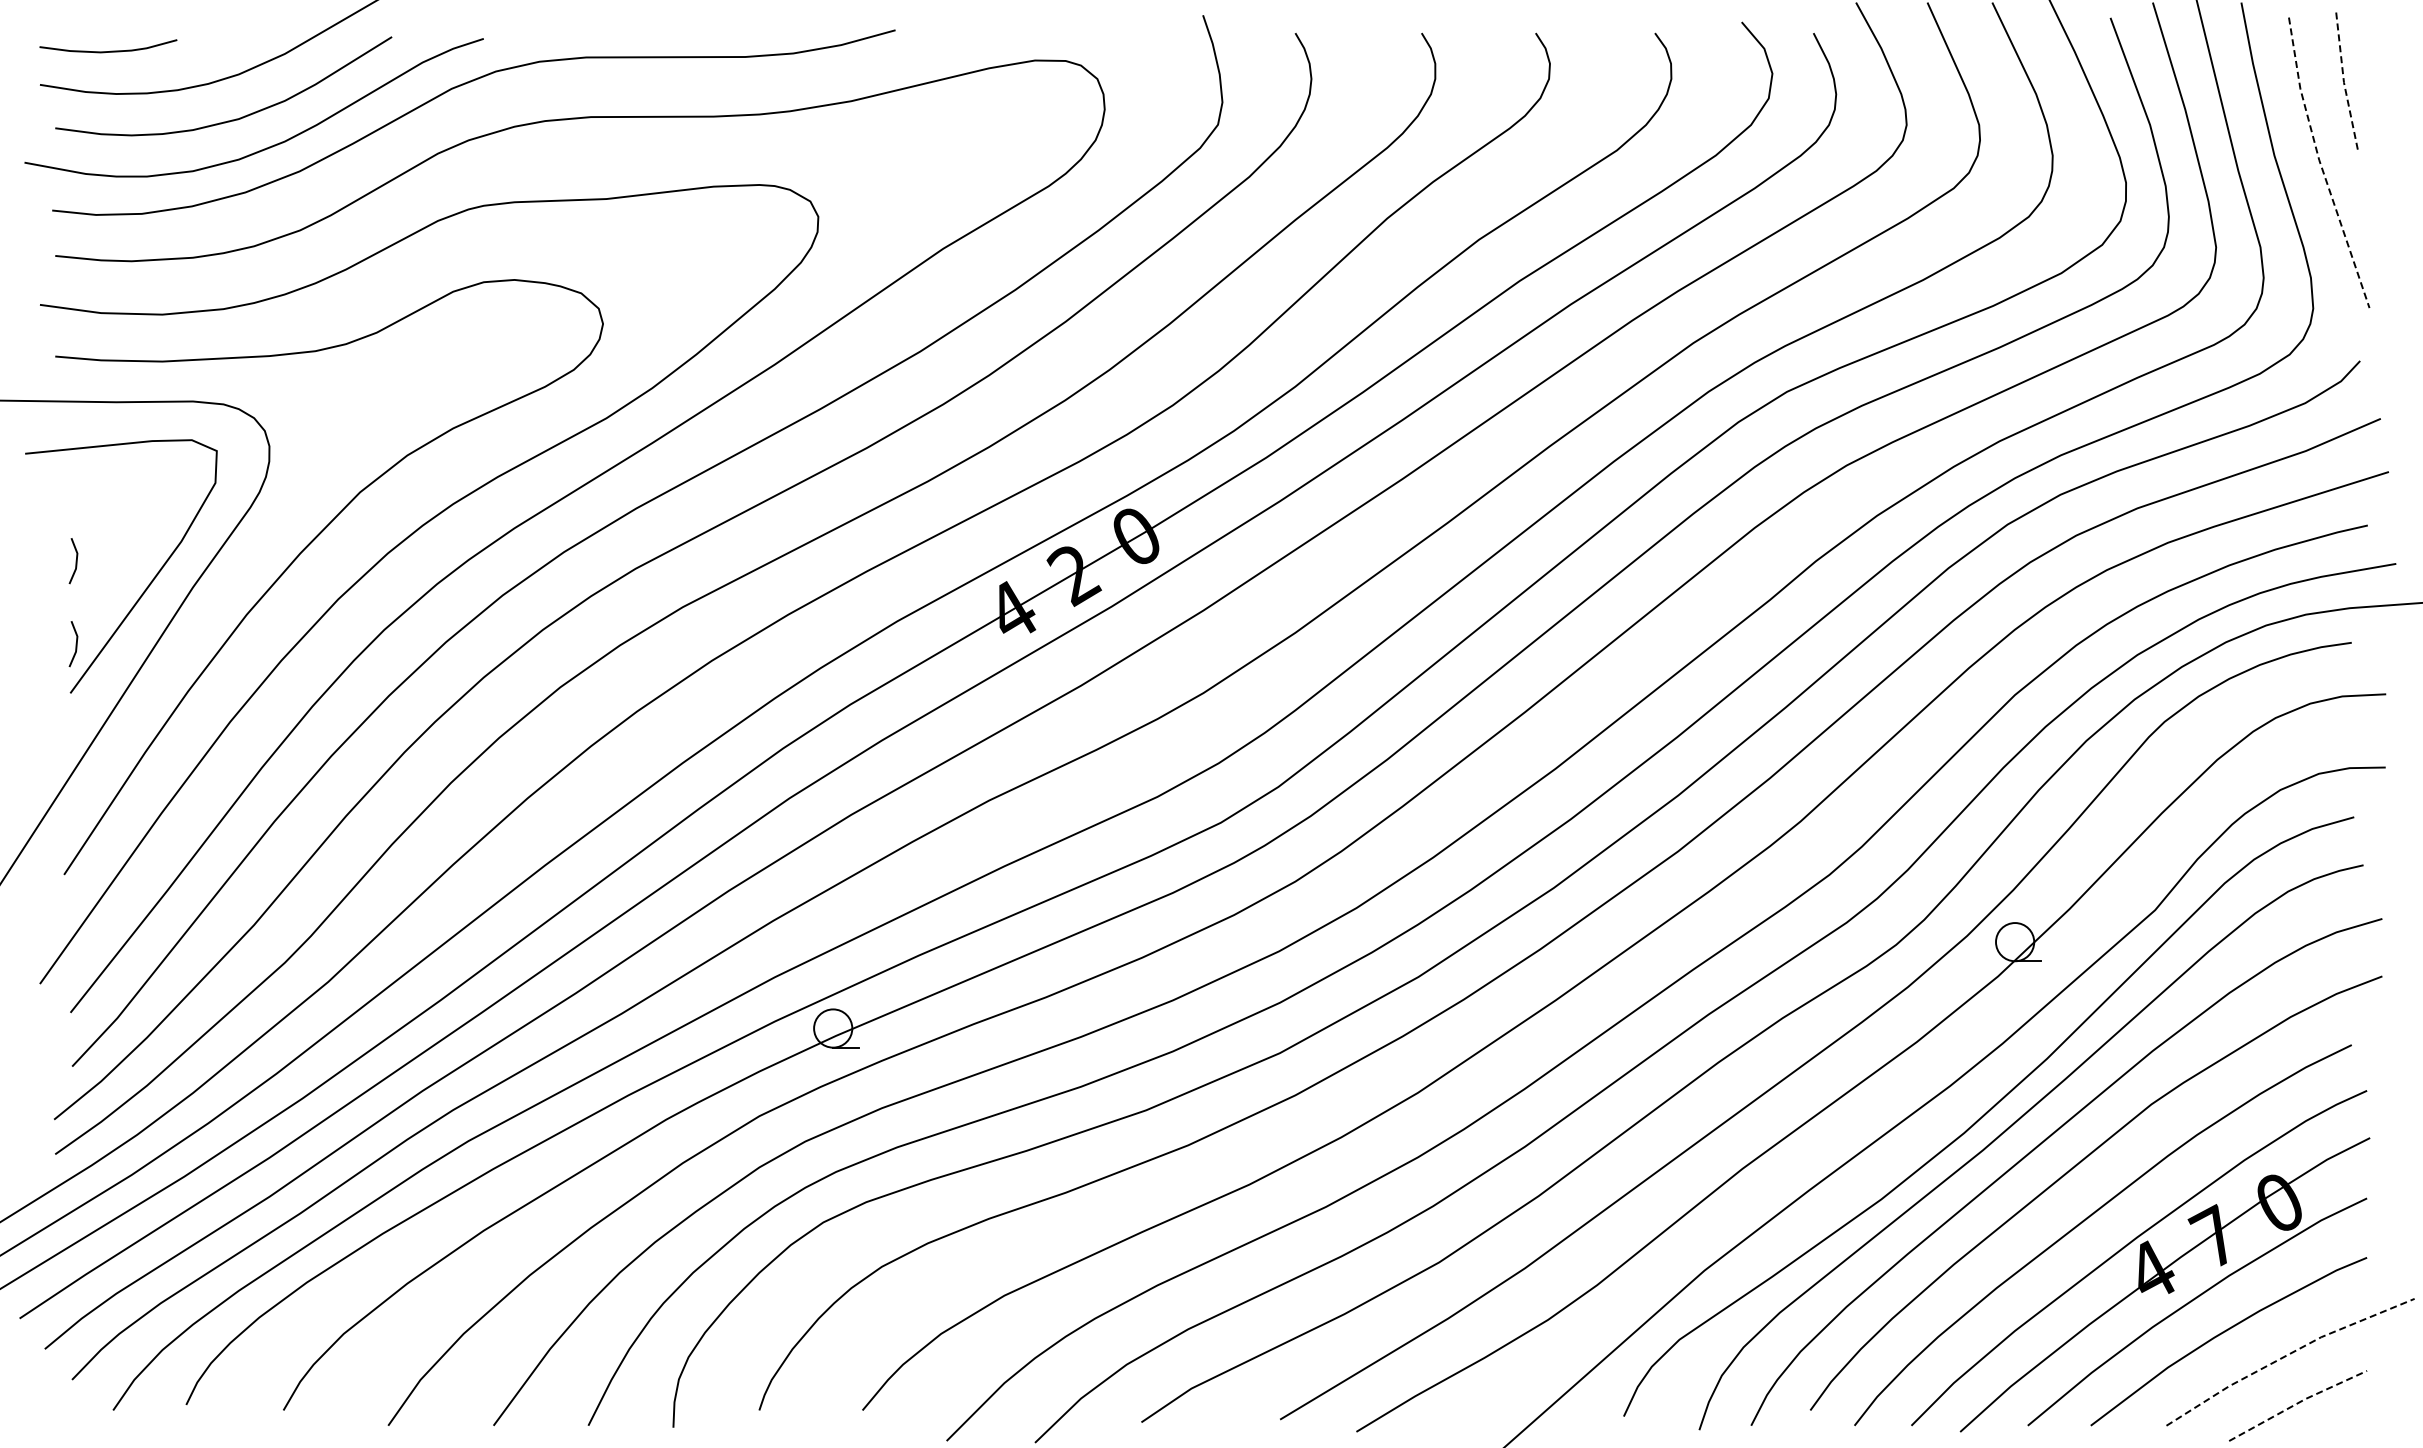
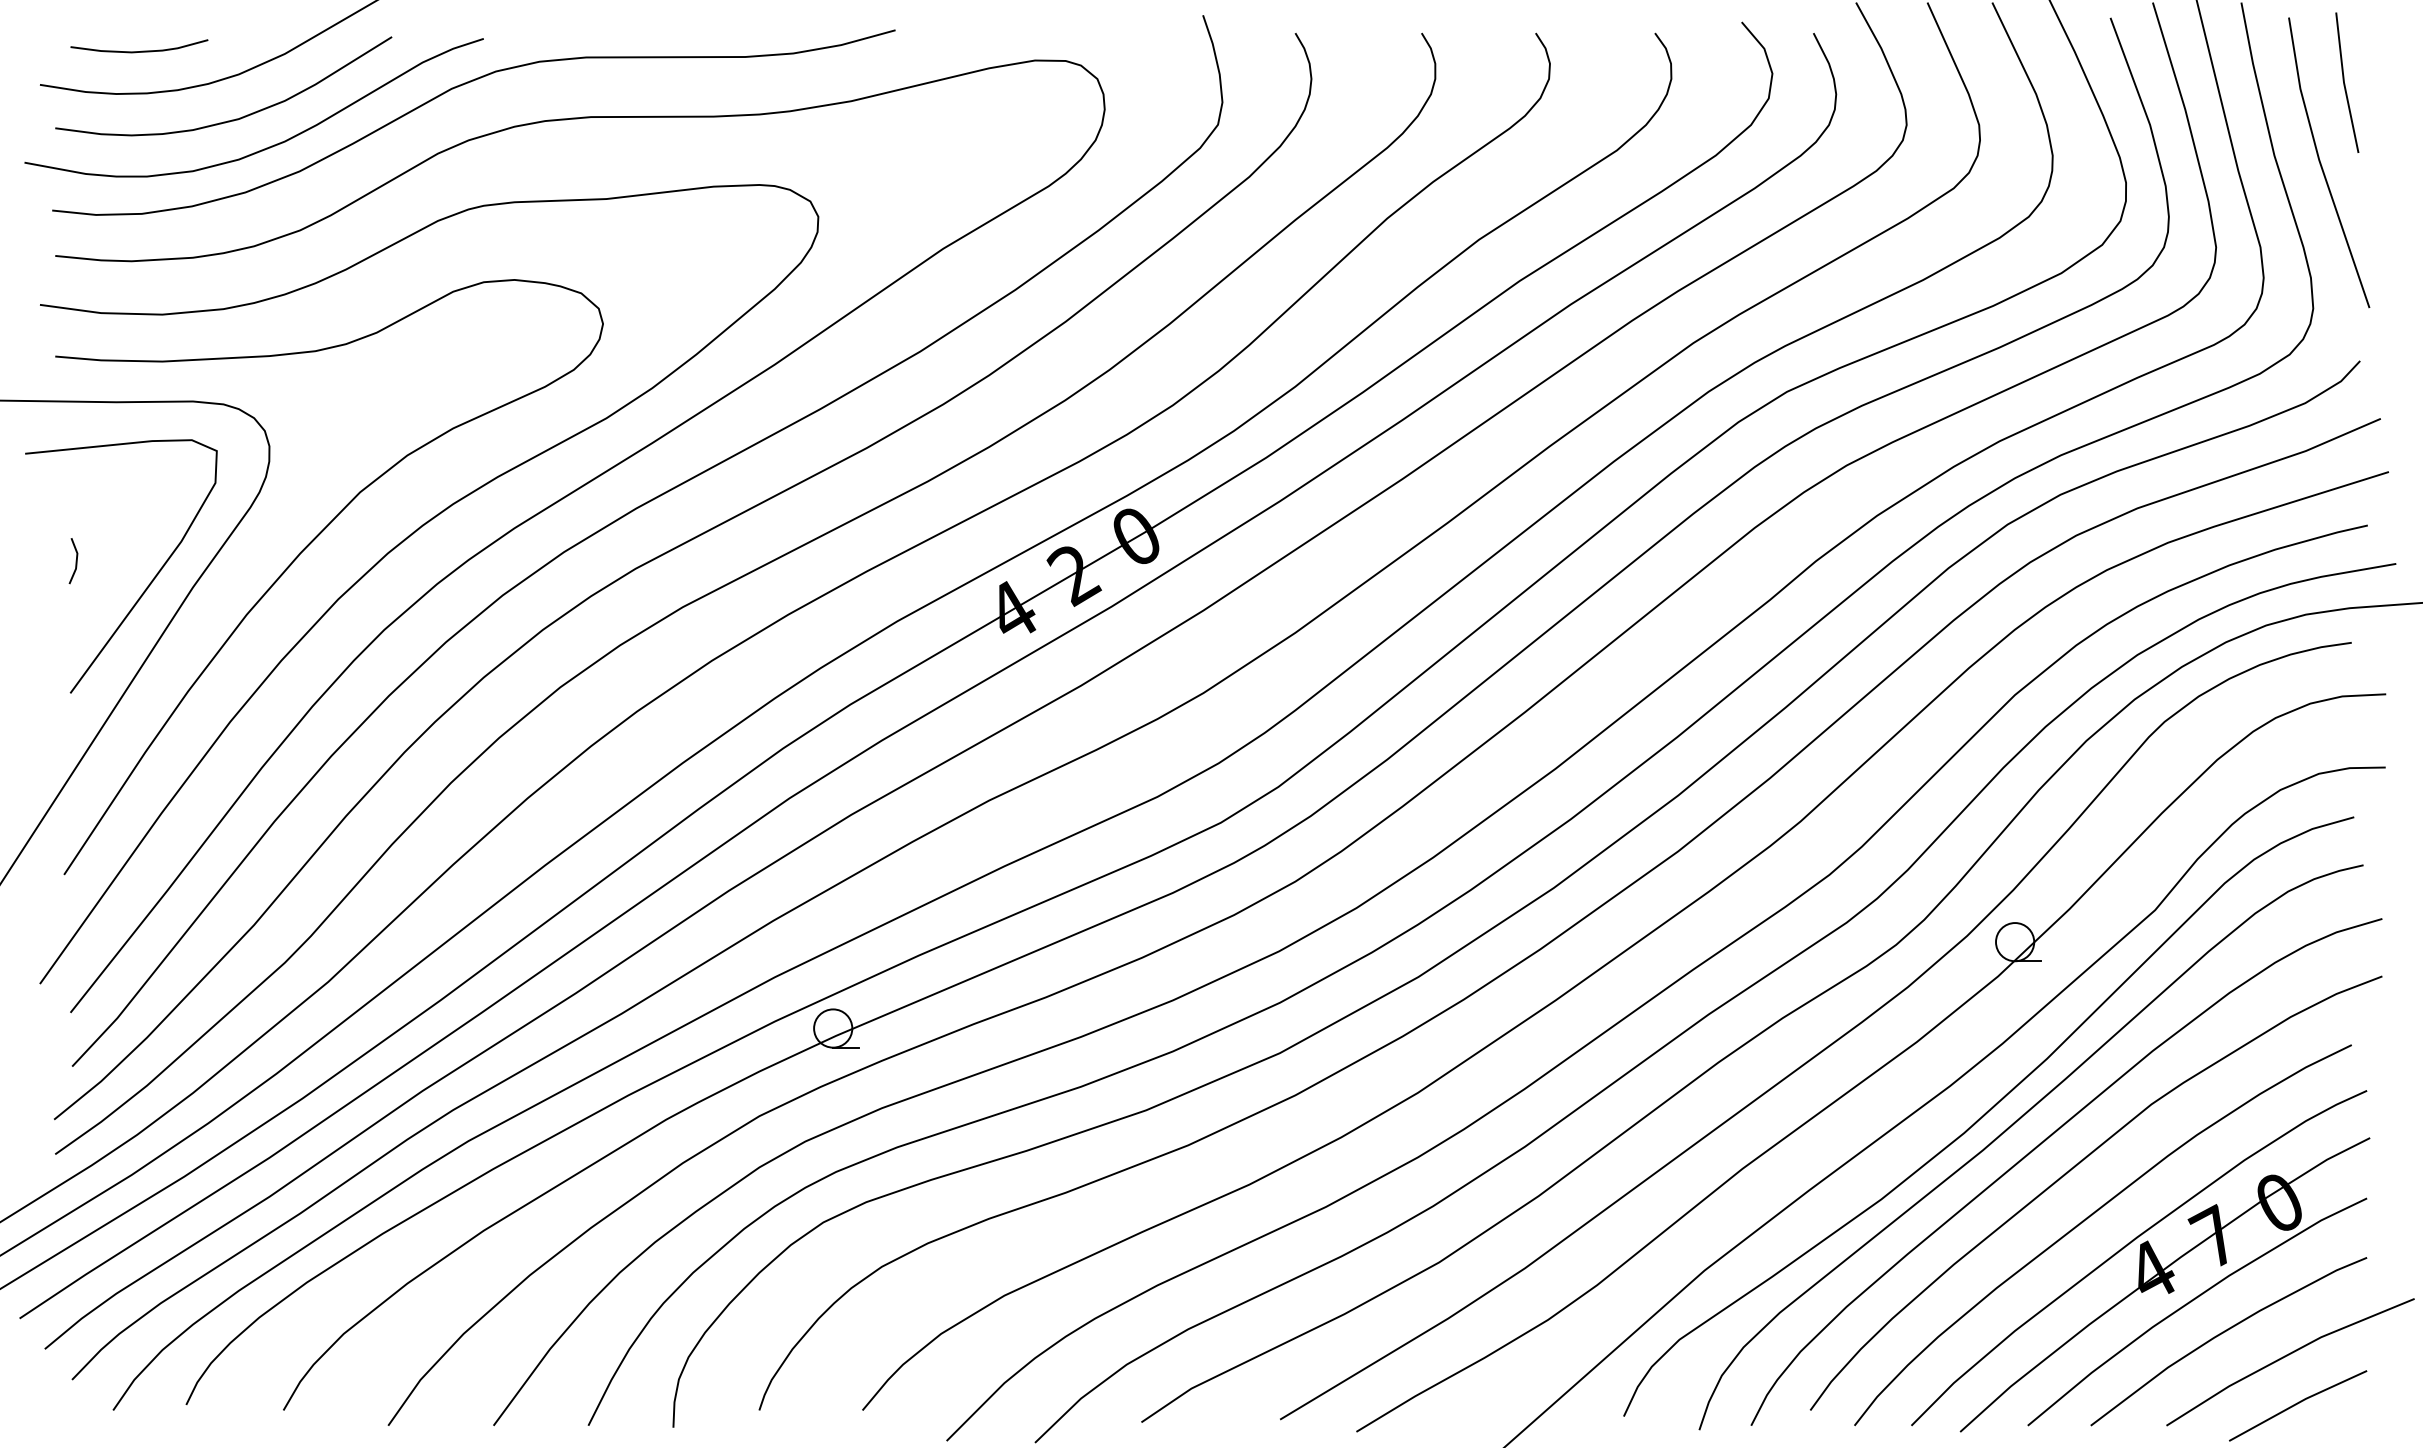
curve position: (110, 50) -> (141, 50) (141, 50)
line: dashed -> solid (2344, 82)
line: dashed -> solid (2320, 163)
line: present -> none (75, 644)
line: dashed -> solid (2287, 1355)
line: dashed -> solid (2298, 1403)
